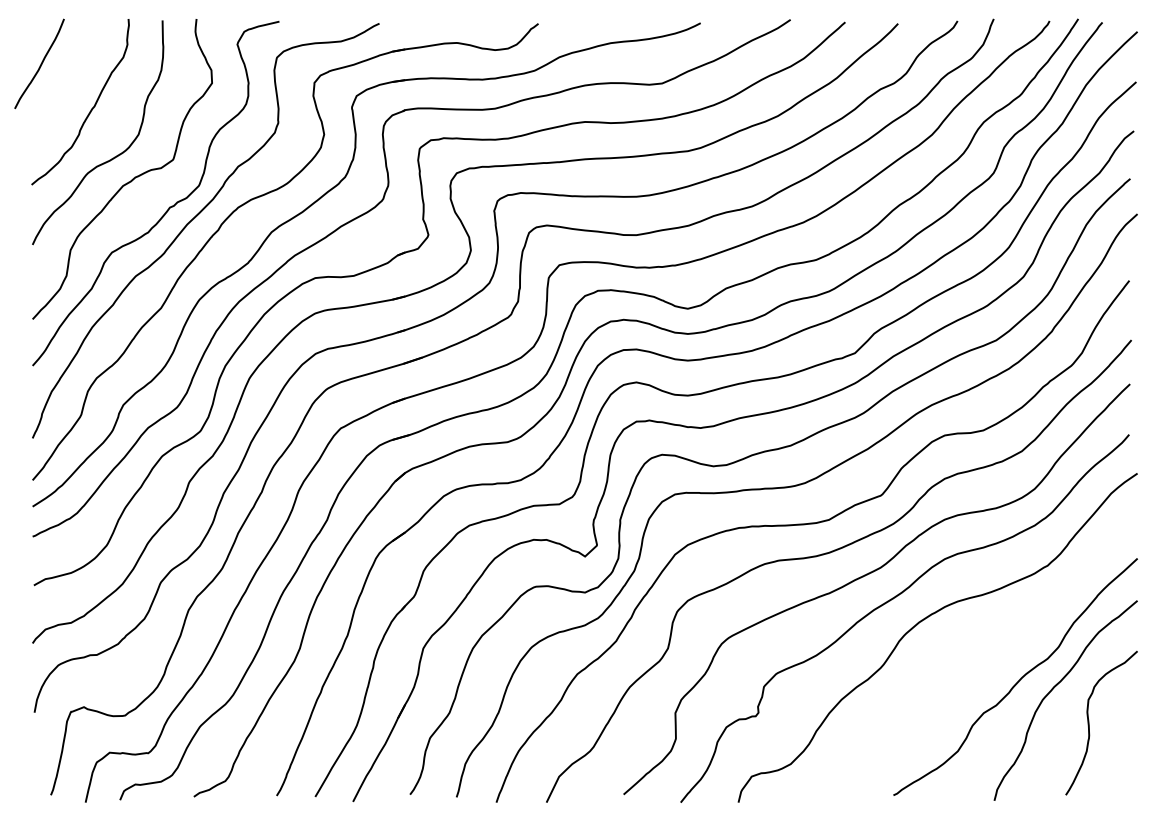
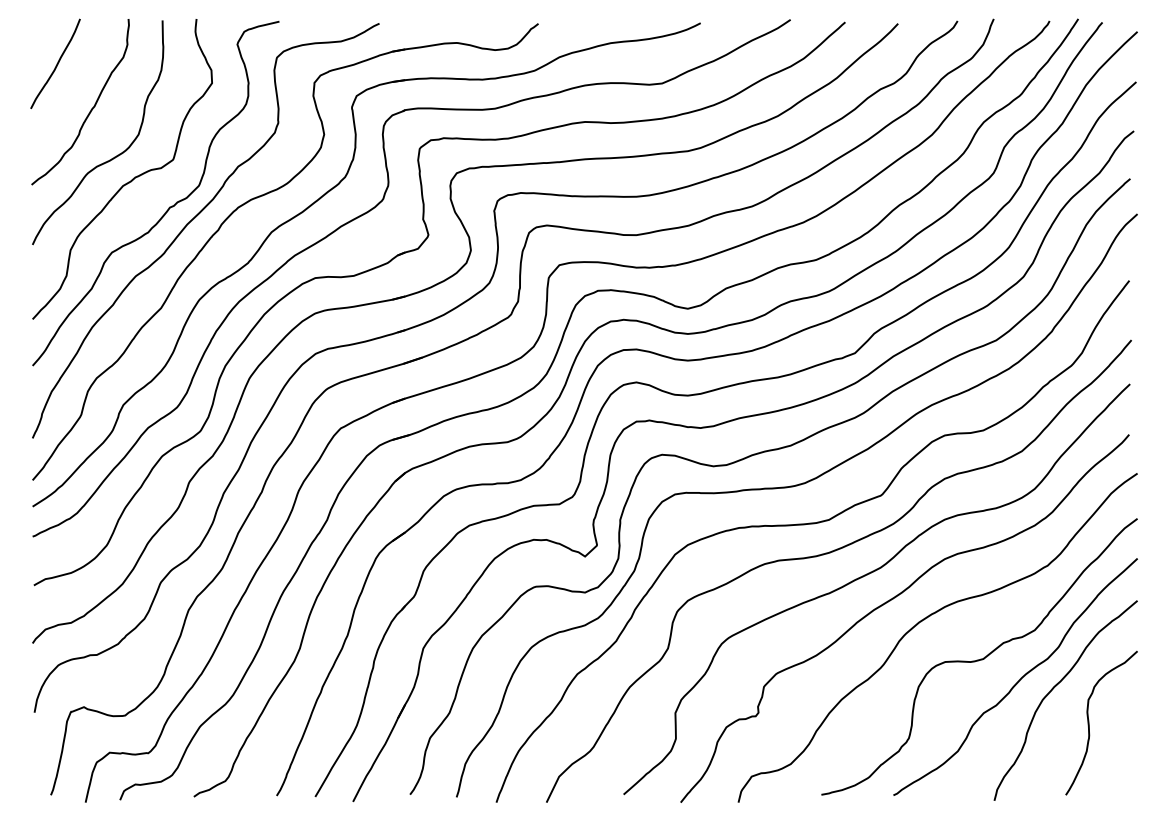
curve position: (40, 63) -> (56, 63) (56, 63)
curve: none -> present (980, 658)
